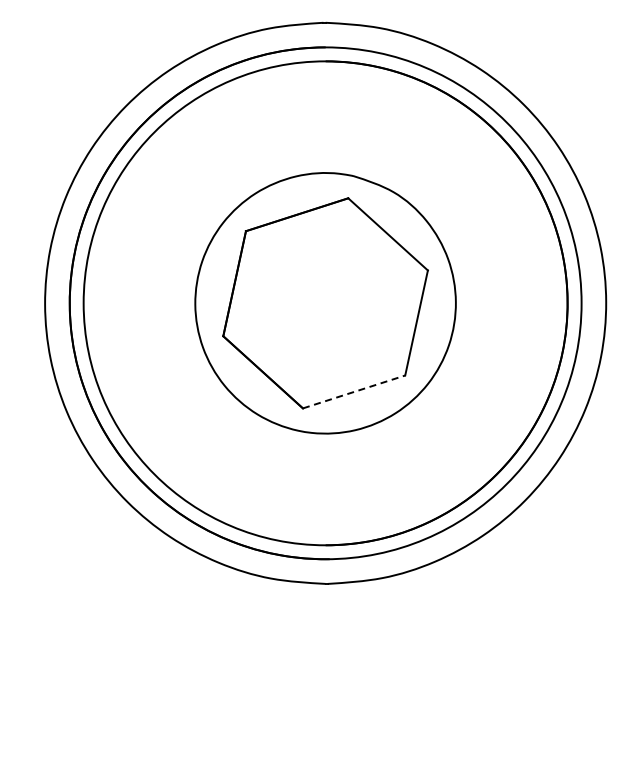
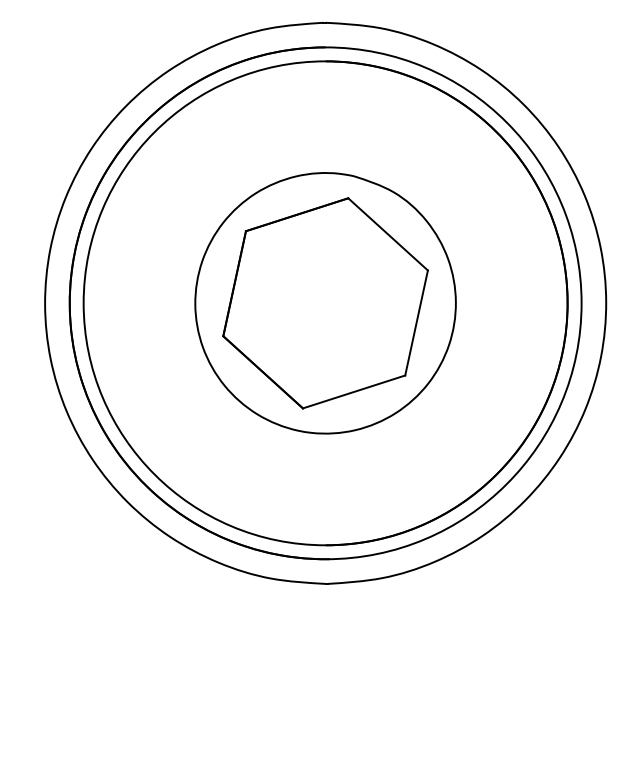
line: dashed -> solid (354, 391)
